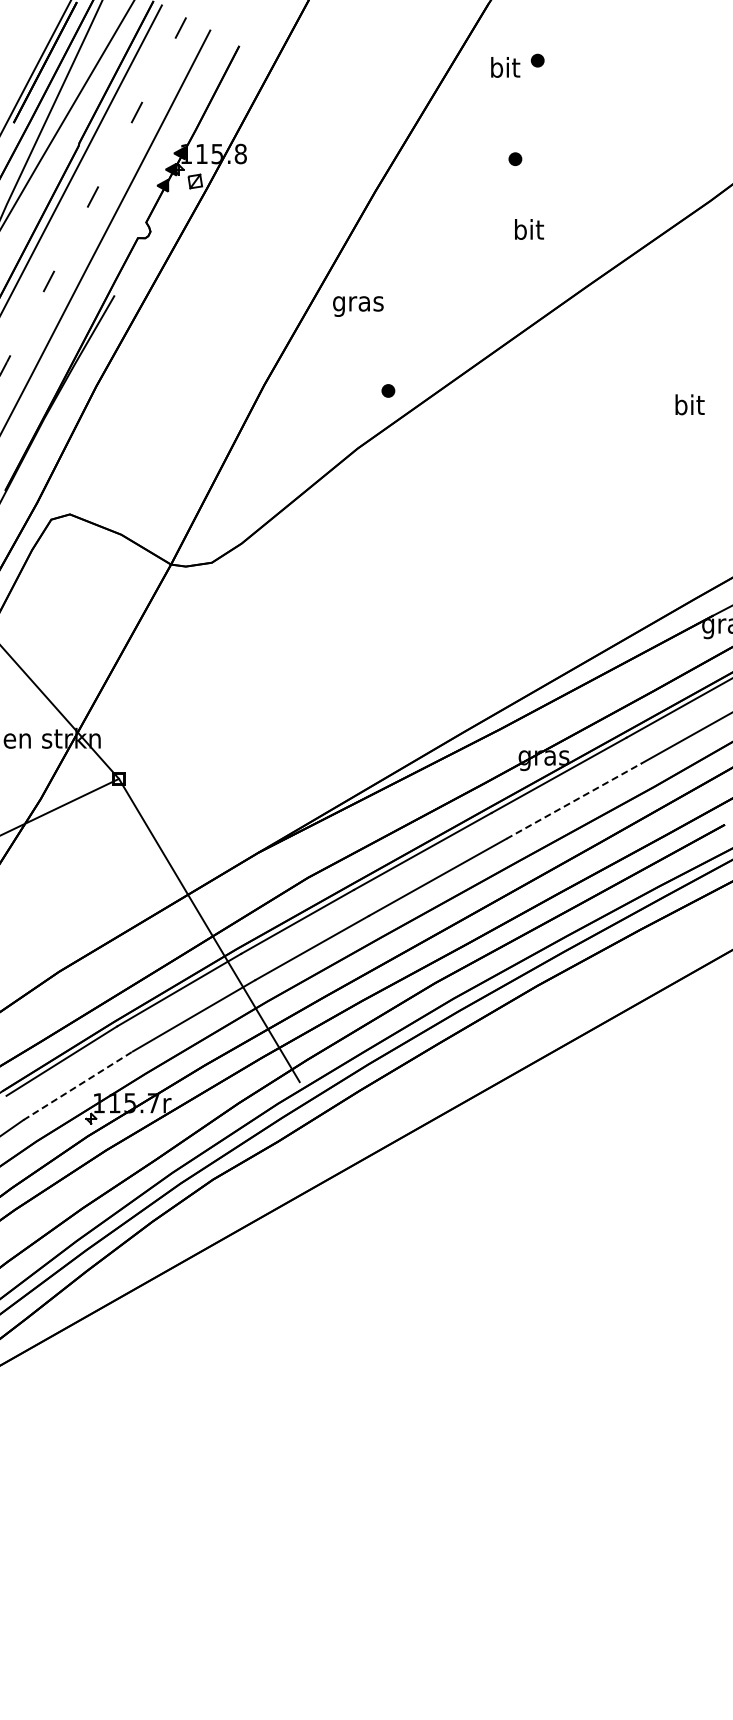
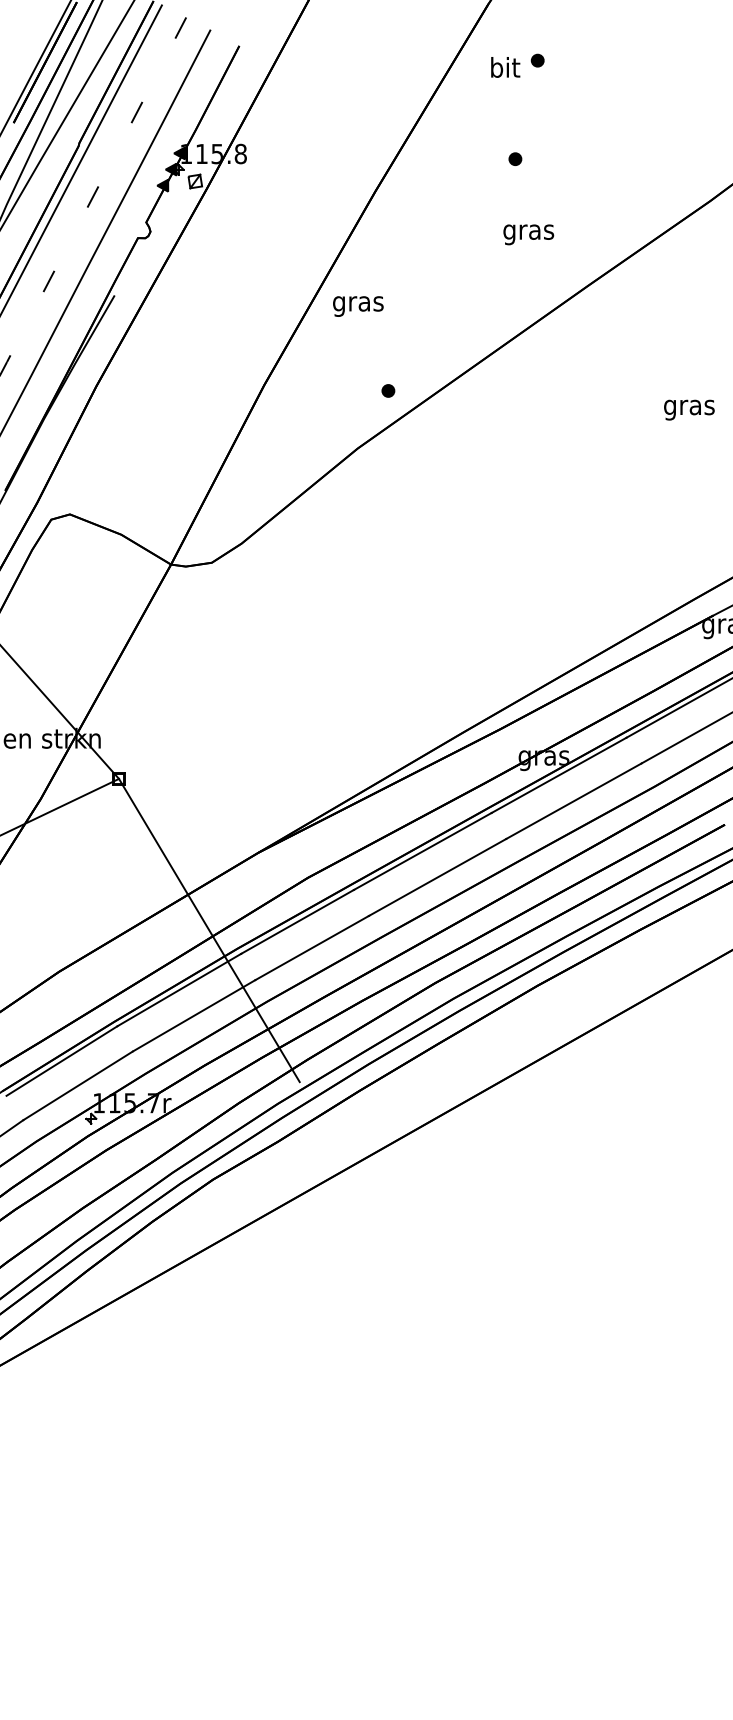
text: bit -> gras (528, 232)
text: bit -> gras (689, 407)
line: dashed -> solid (573, 801)
line: dashed -> solid (78, 1085)
